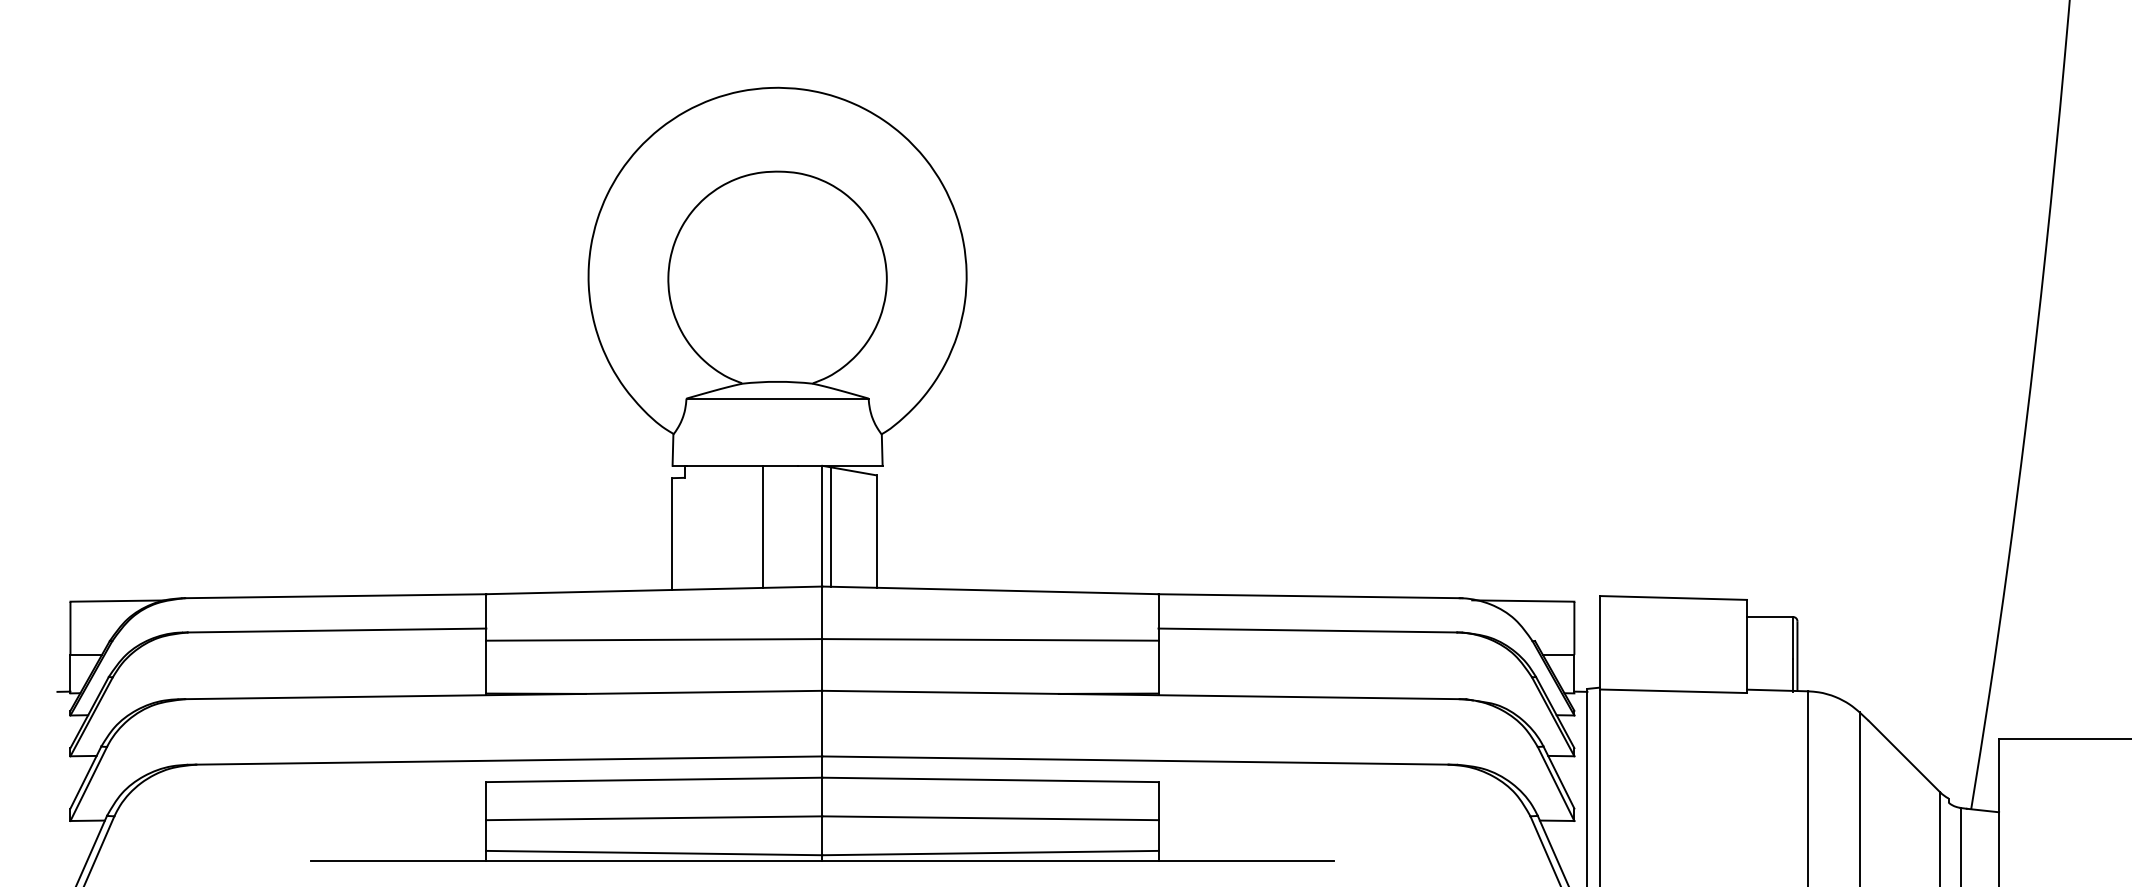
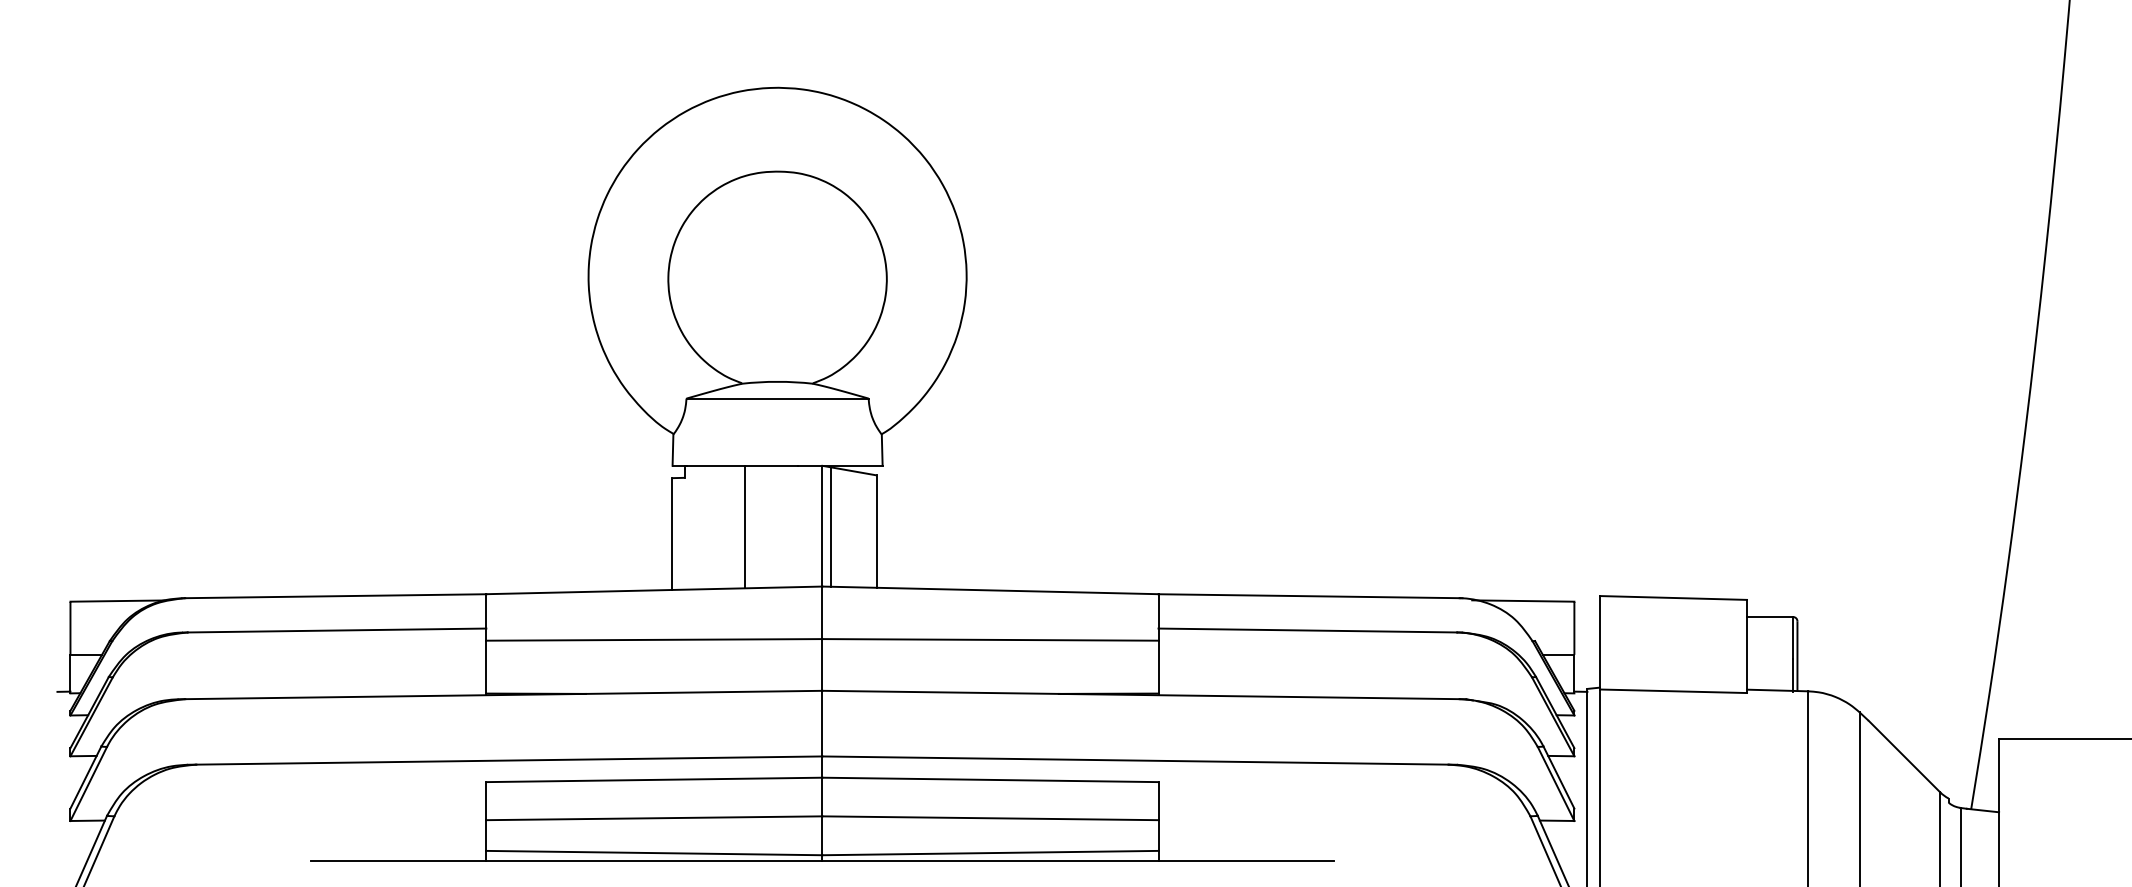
line position: (763, 526) -> (745, 526) (745, 526)
